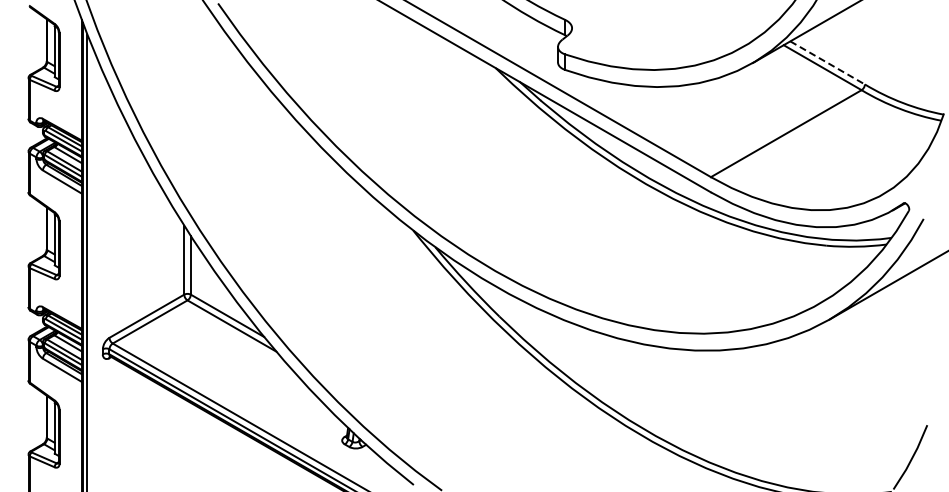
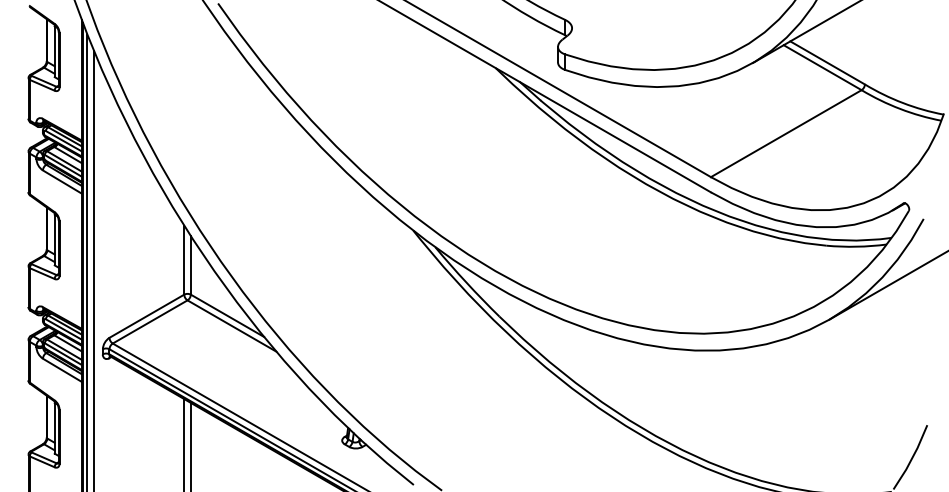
line: dashed -> solid (828, 63)
line: none -> present (94, 269)
line: none -> present (184, 443)
line: none -> present (190, 445)
